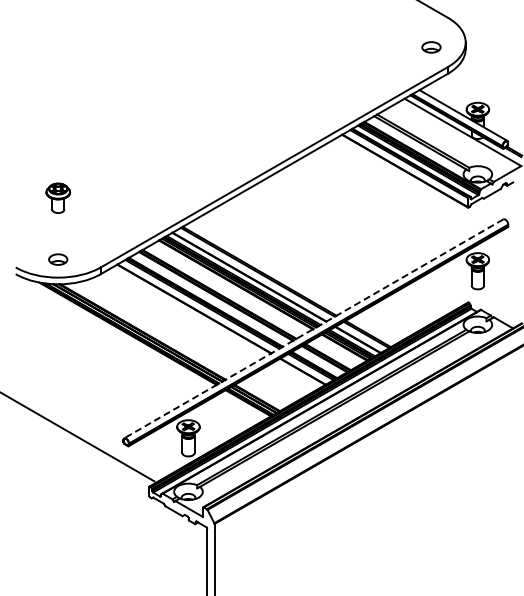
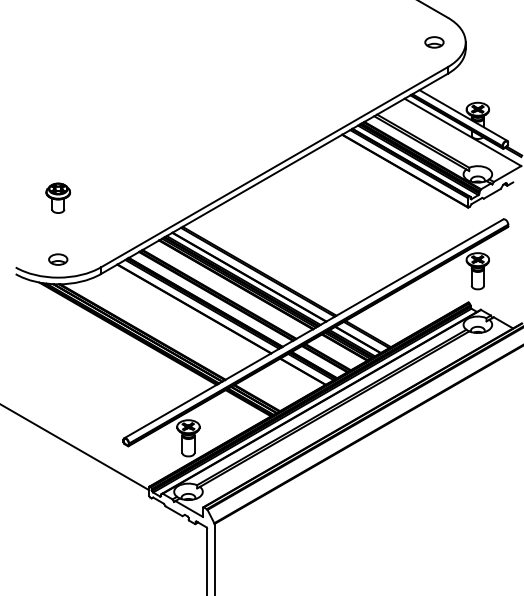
part position: (431, 47) -> (434, 42) (434, 42)
line: dashed -> solid (313, 328)
line position: (78, 437) -> (75, 447) (75, 447)
